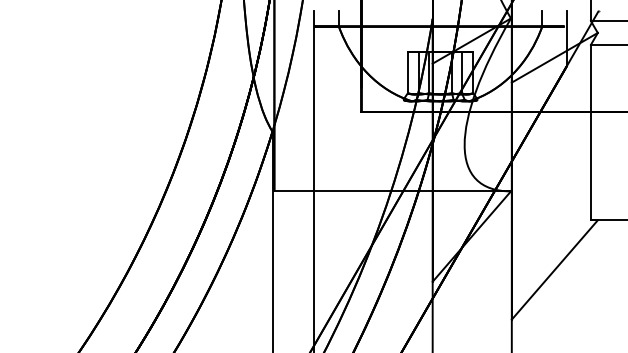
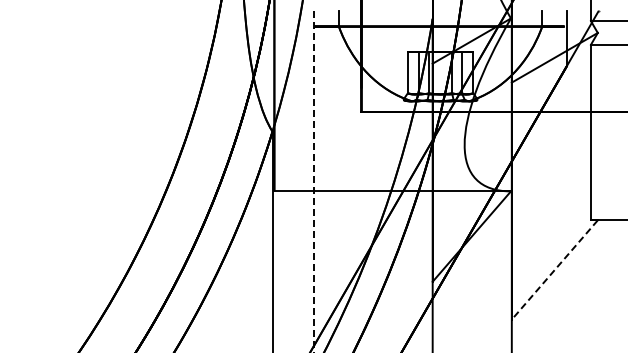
line: solid -> dashed (313, 181)
line: solid -> dashed (554, 270)
